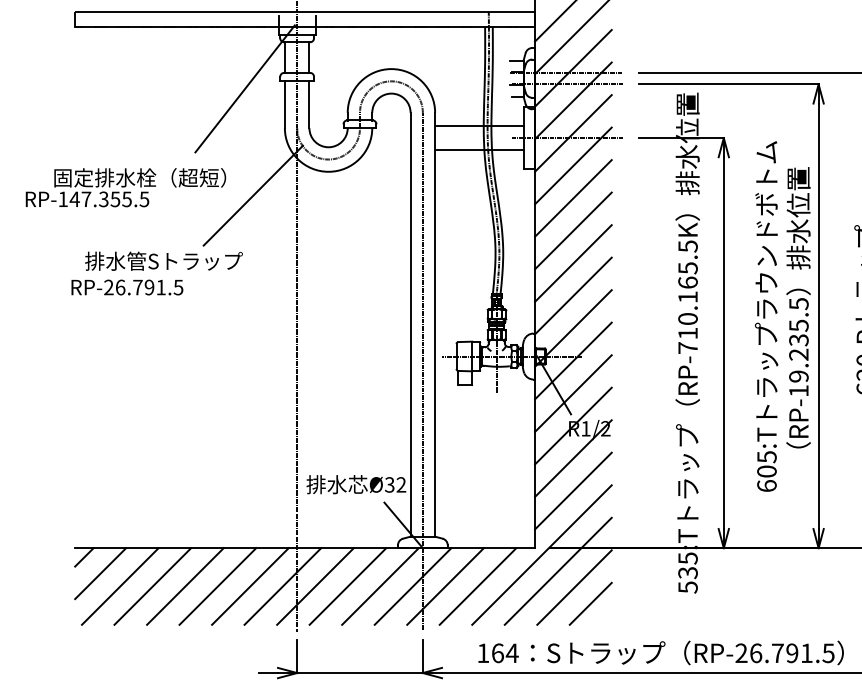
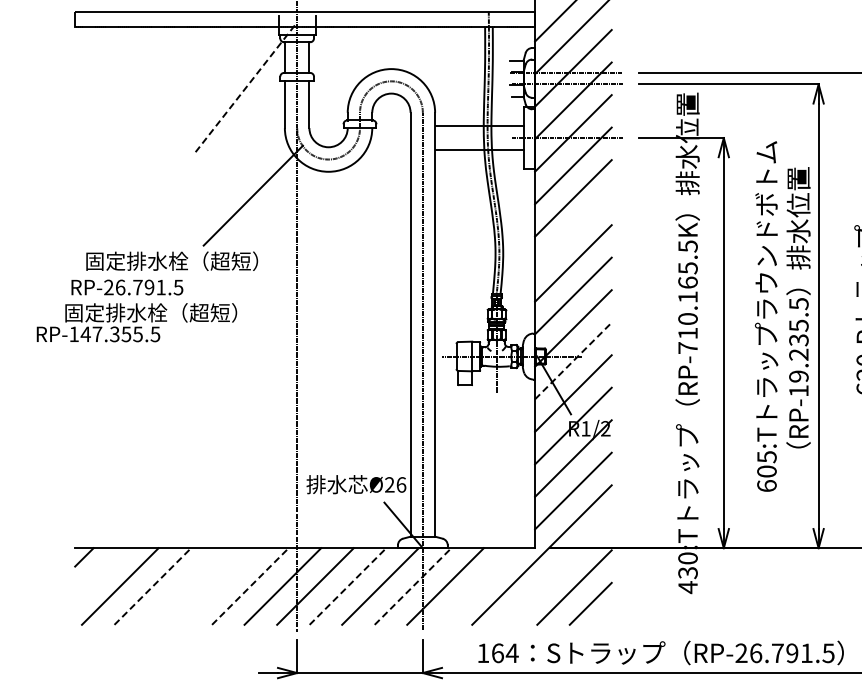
line: solid -> dashed (245, 88)
text position: (125, 187) -> (136, 322) (136, 322)
line: present -> none (573, 230)
text: 排水管Sトラップ -> 固定排水栓（超短） (171, 260)
line: solid -> dashed (573, 360)
text: Ø32 -> Ø26 (395, 484)
line: present -> none (557, 570)
line: present -> none (100, 573)
text: 535:T -> 430:T (687, 573)
line: solid -> dashed (153, 586)
line: present -> none (185, 586)
line: present -> none (217, 586)
line: solid -> dashed (250, 586)
line: solid -> dashed (348, 586)
line: solid -> dashed (413, 586)
line: present -> none (477, 586)
